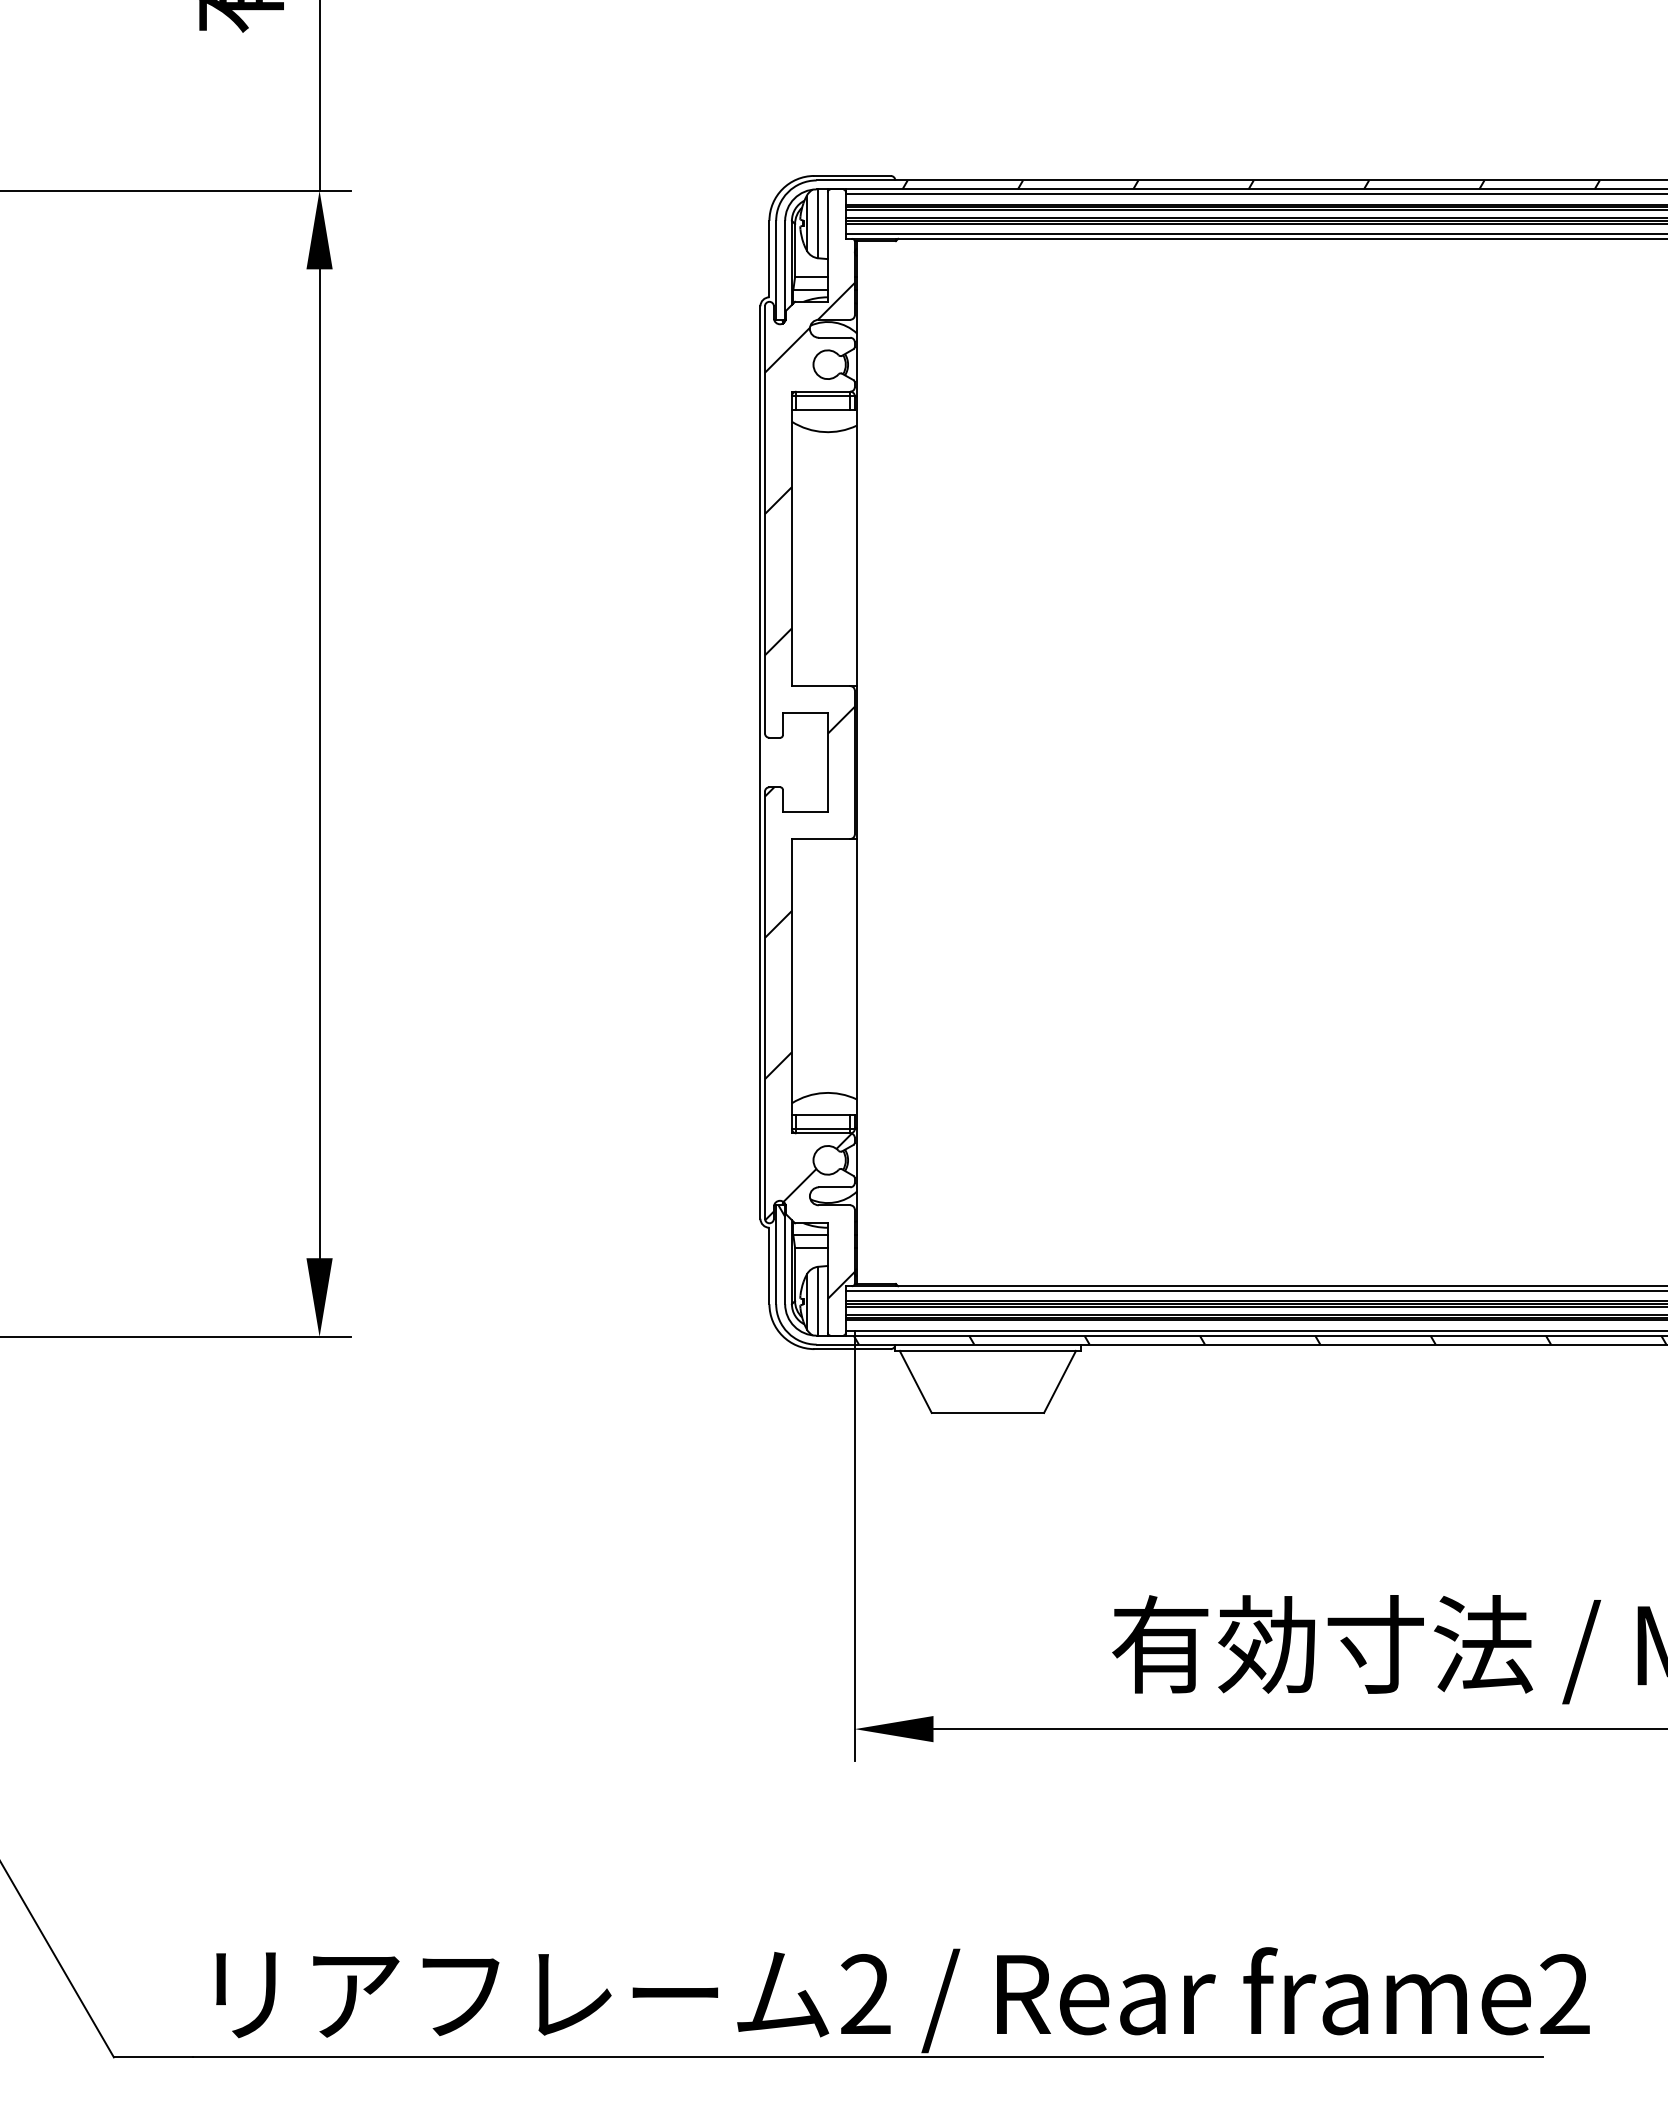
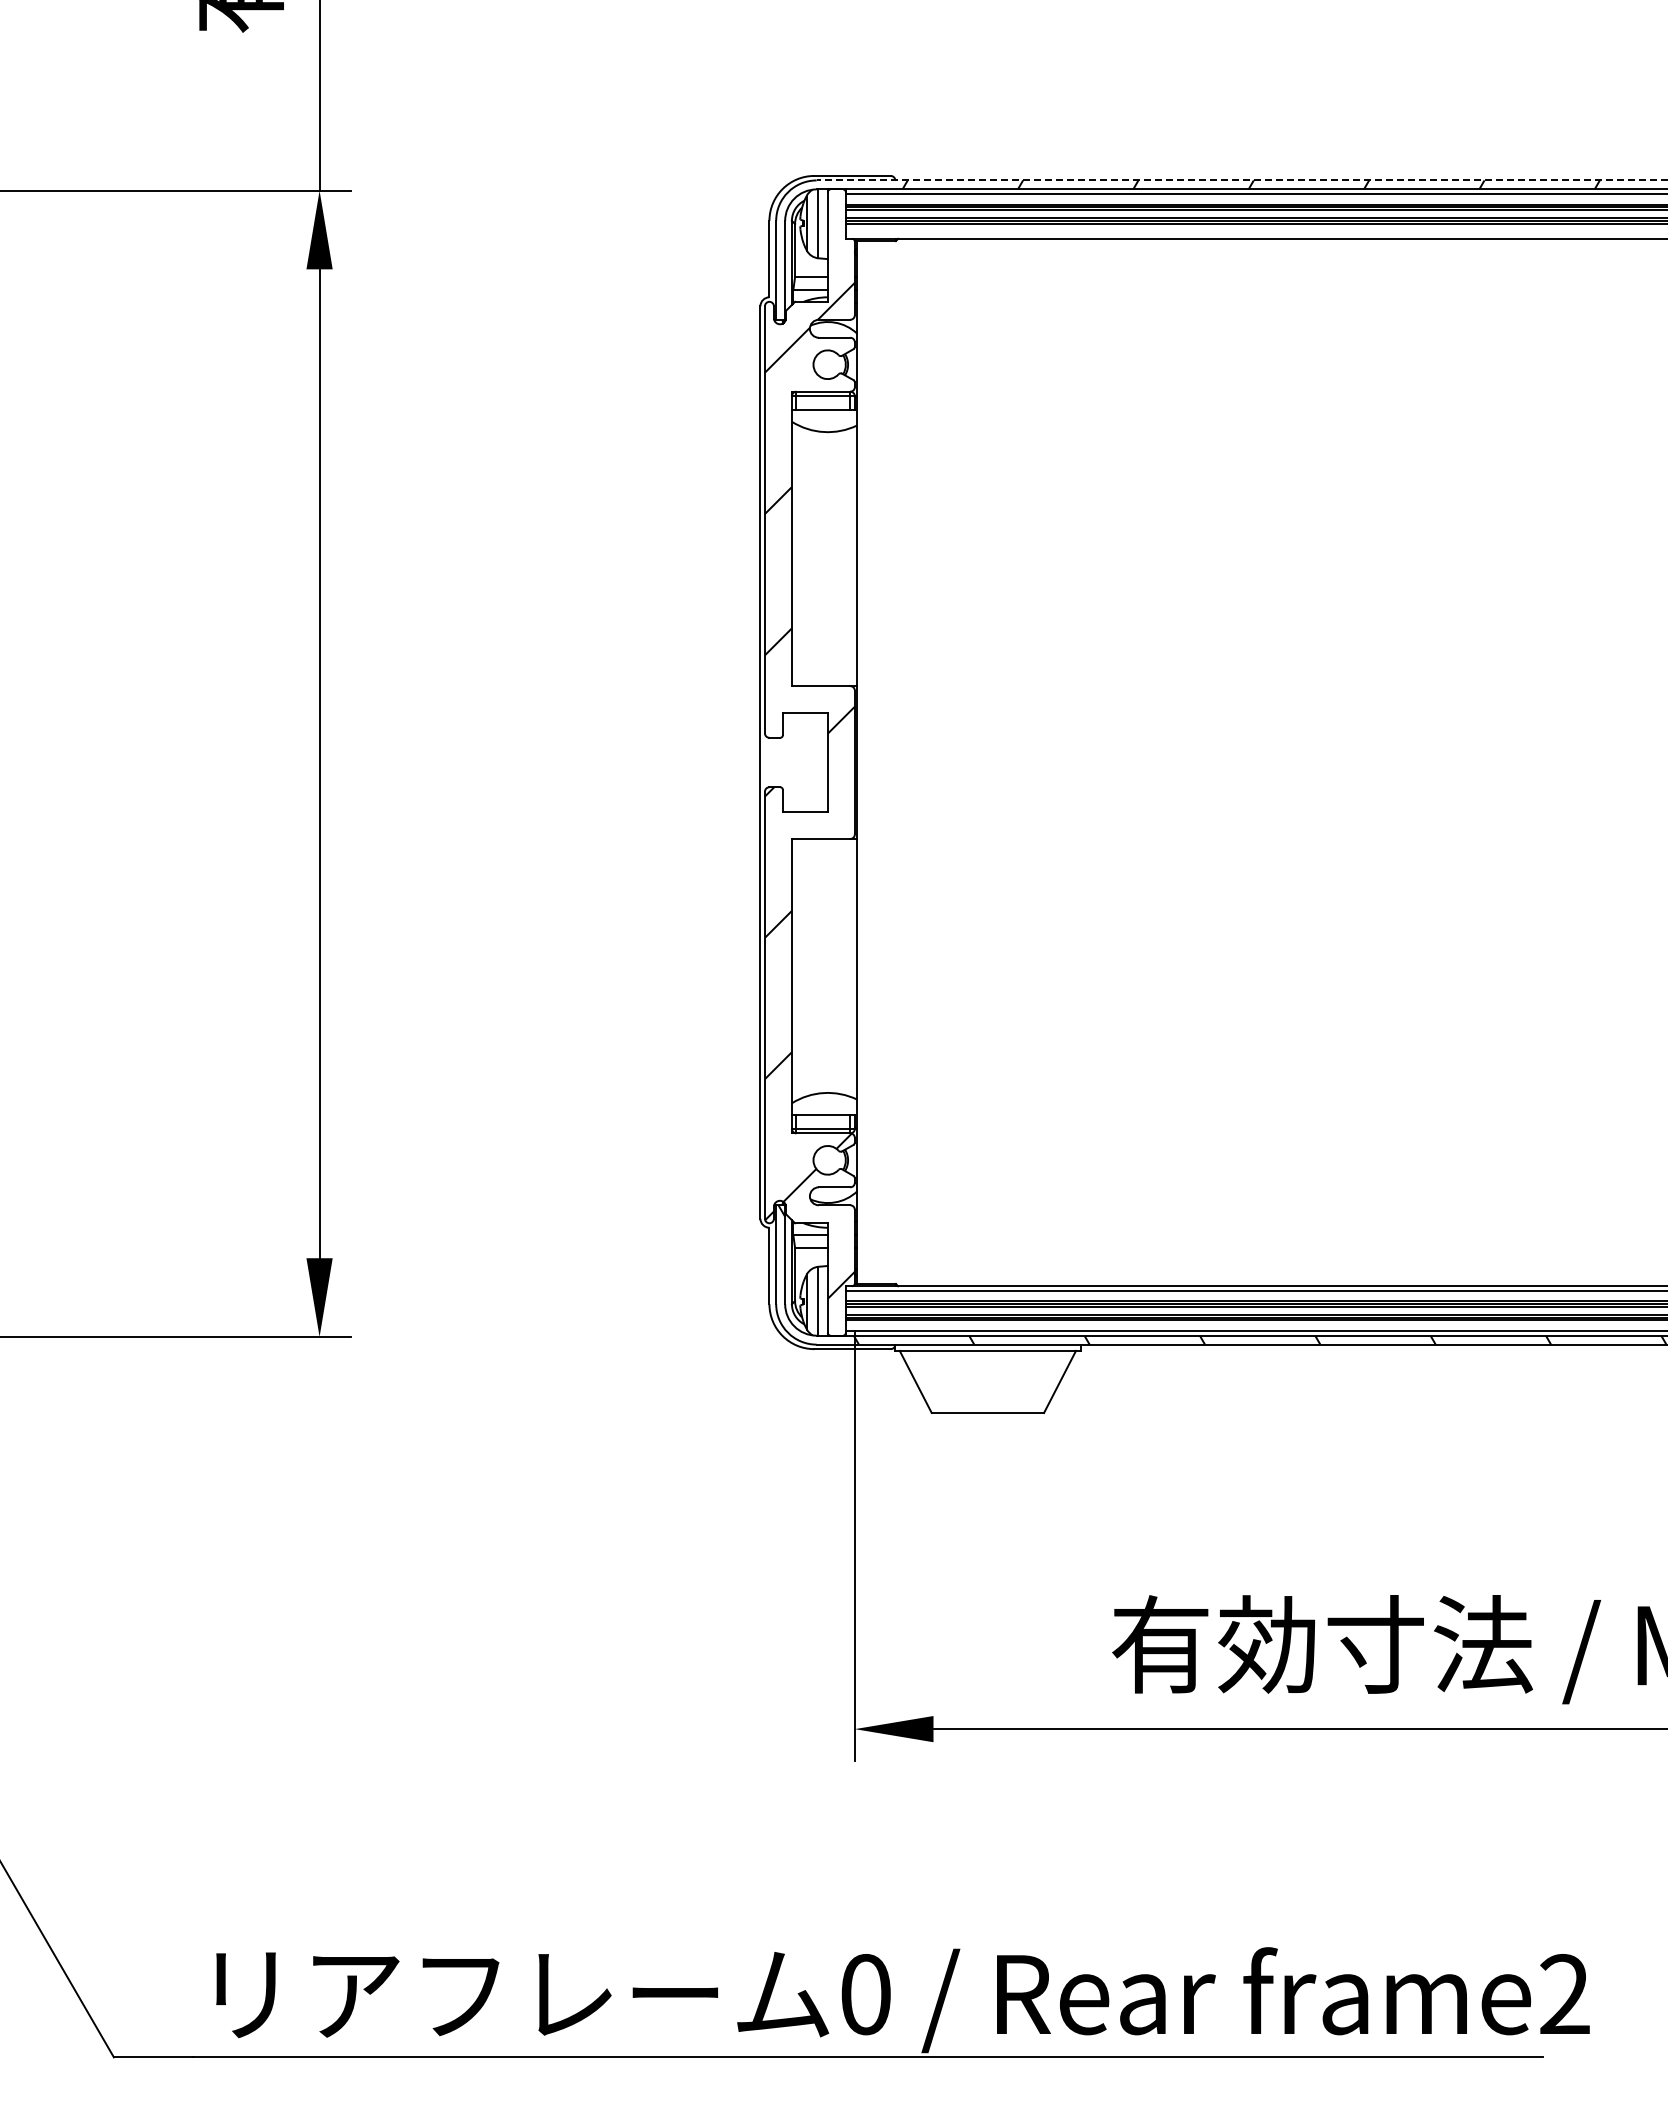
line: solid -> dashed (1241, 180)
line: present -> none (1254, 234)
text: 2 -> 0 (865, 1994)
